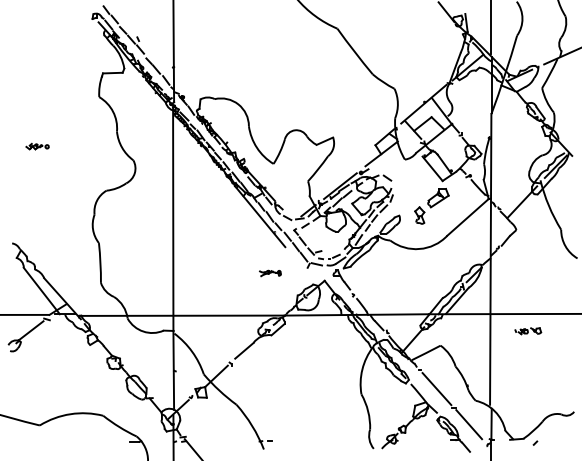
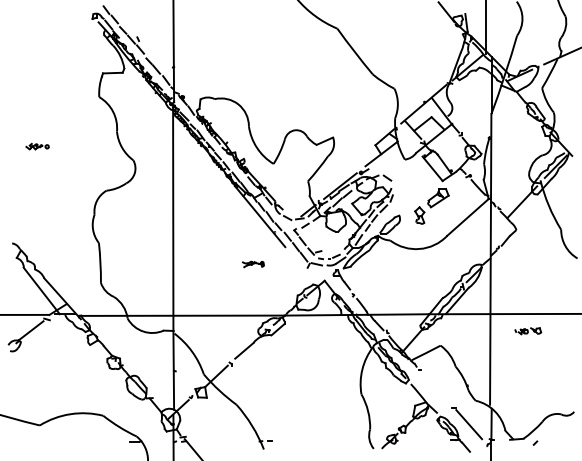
line position: (491, 28) -> (486, 28) (486, 28)
part position: (270, 273) -> (253, 264) (253, 264)
line: present -> none (436, 389)
